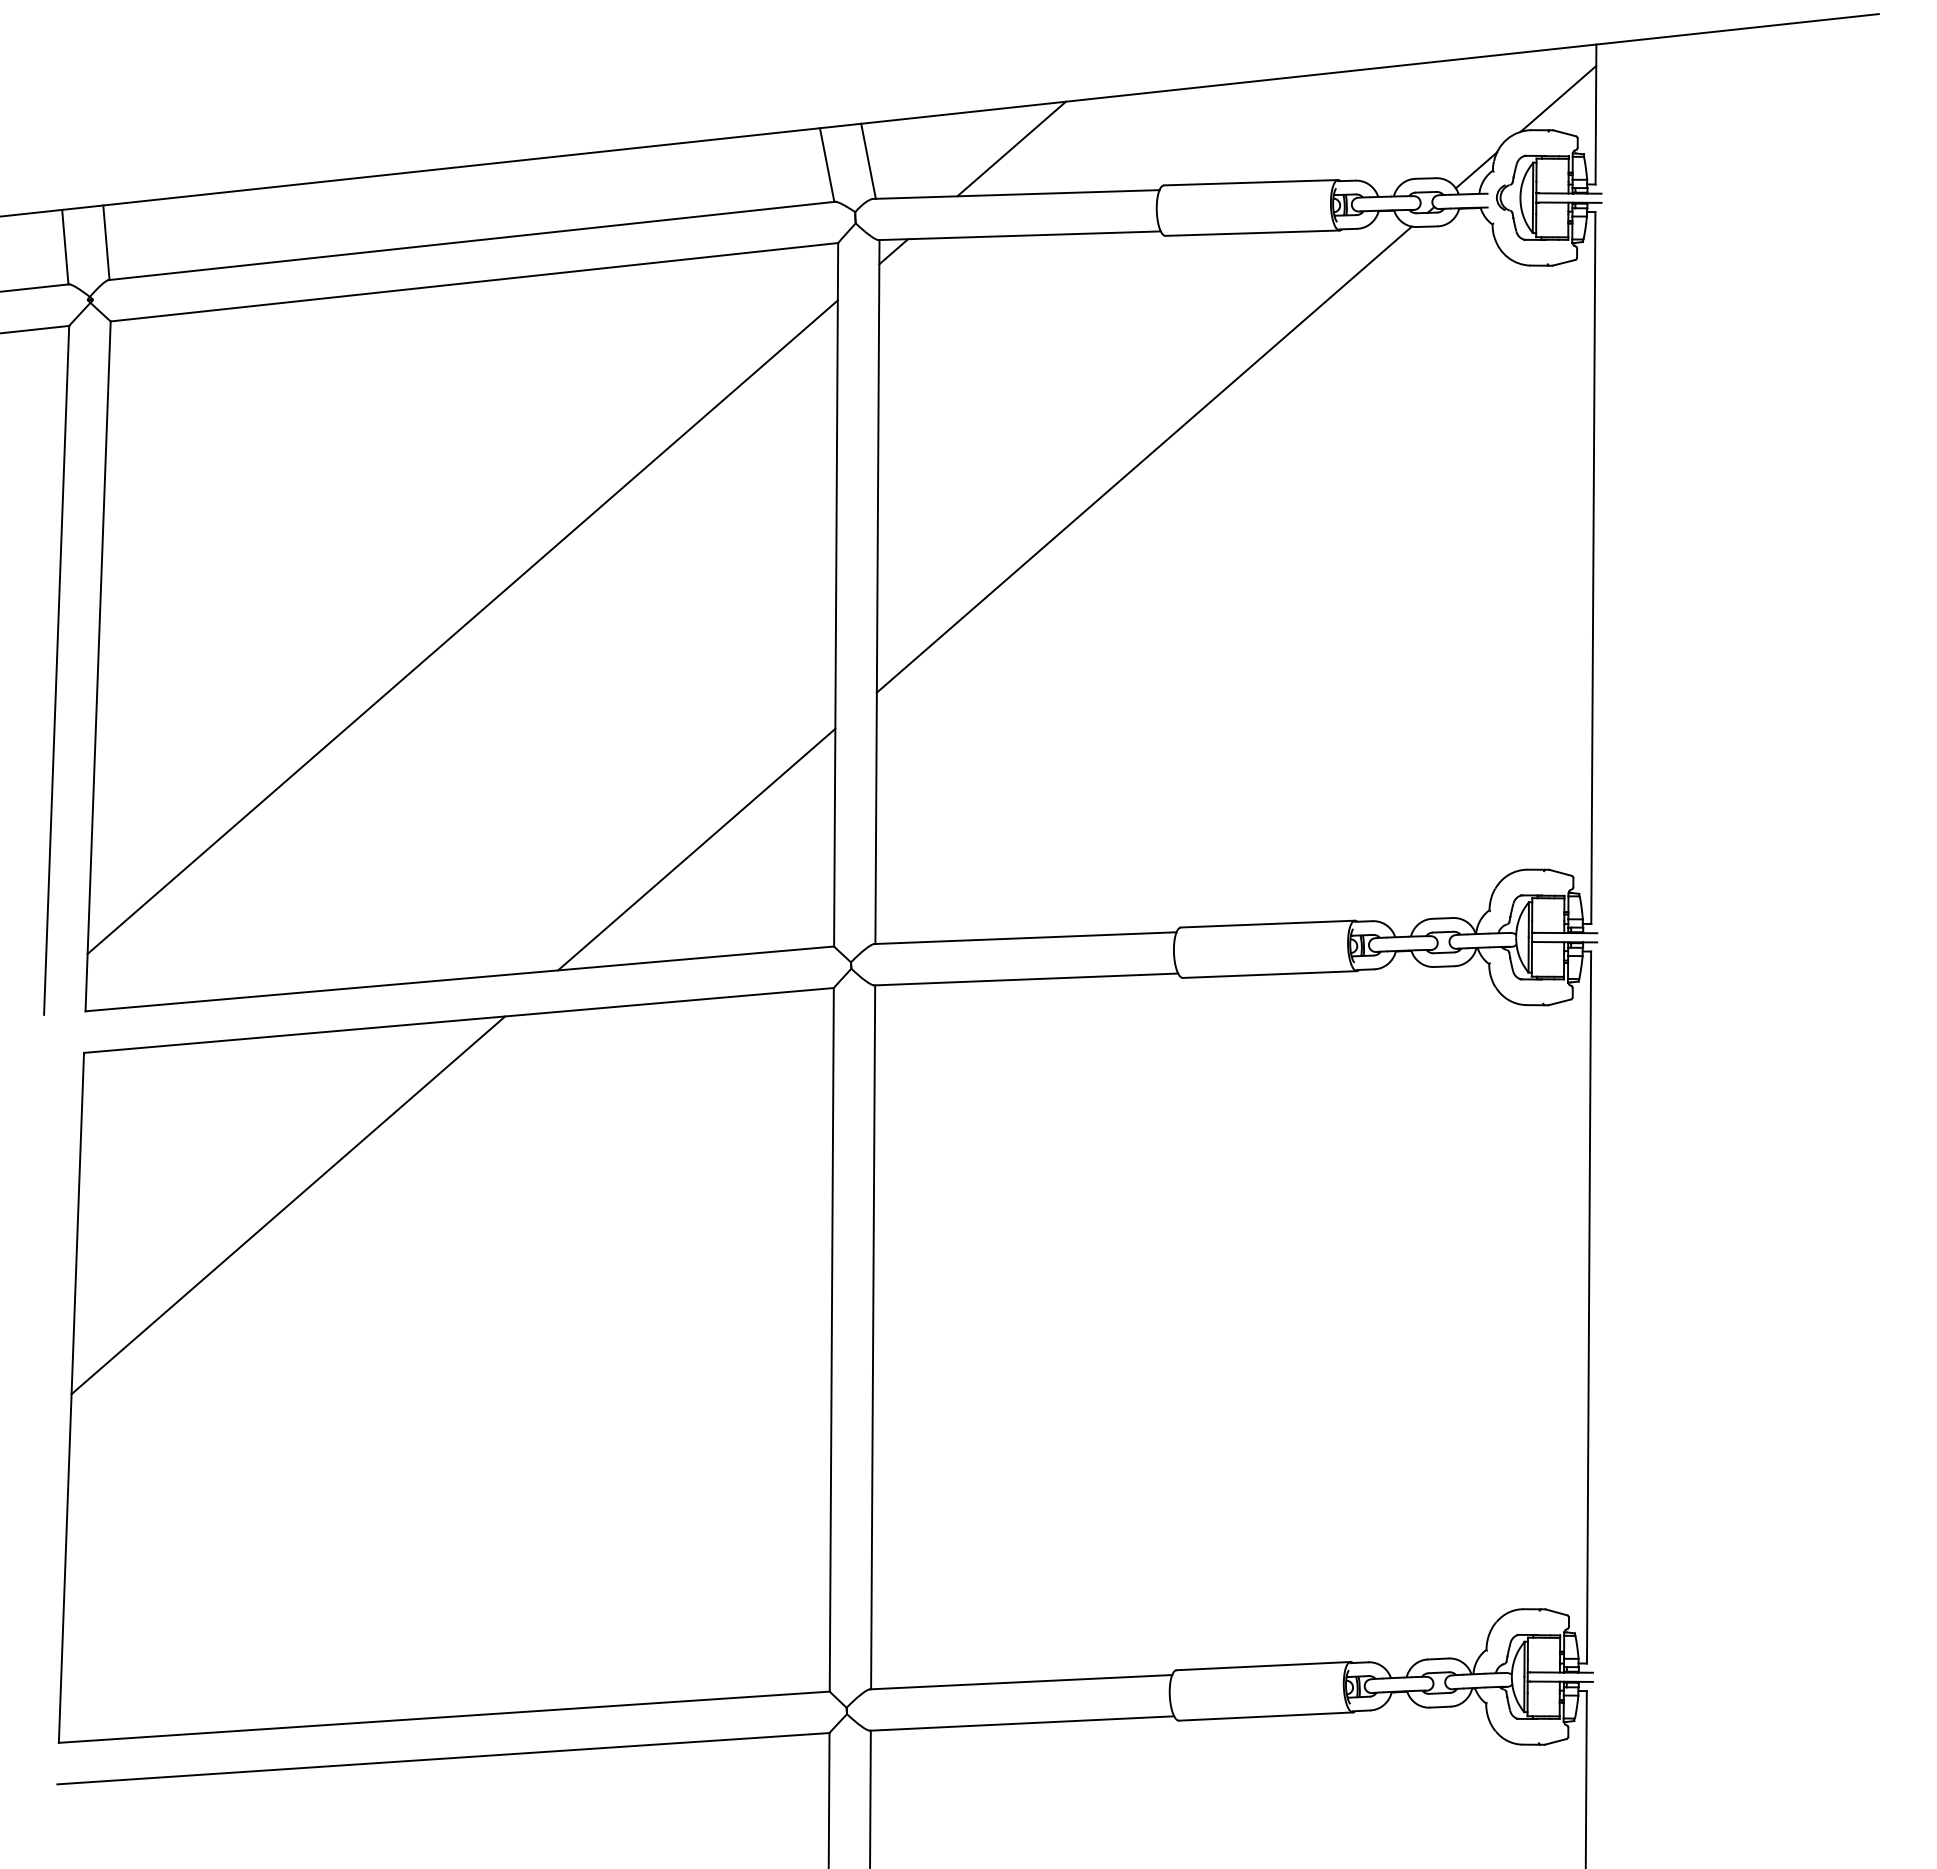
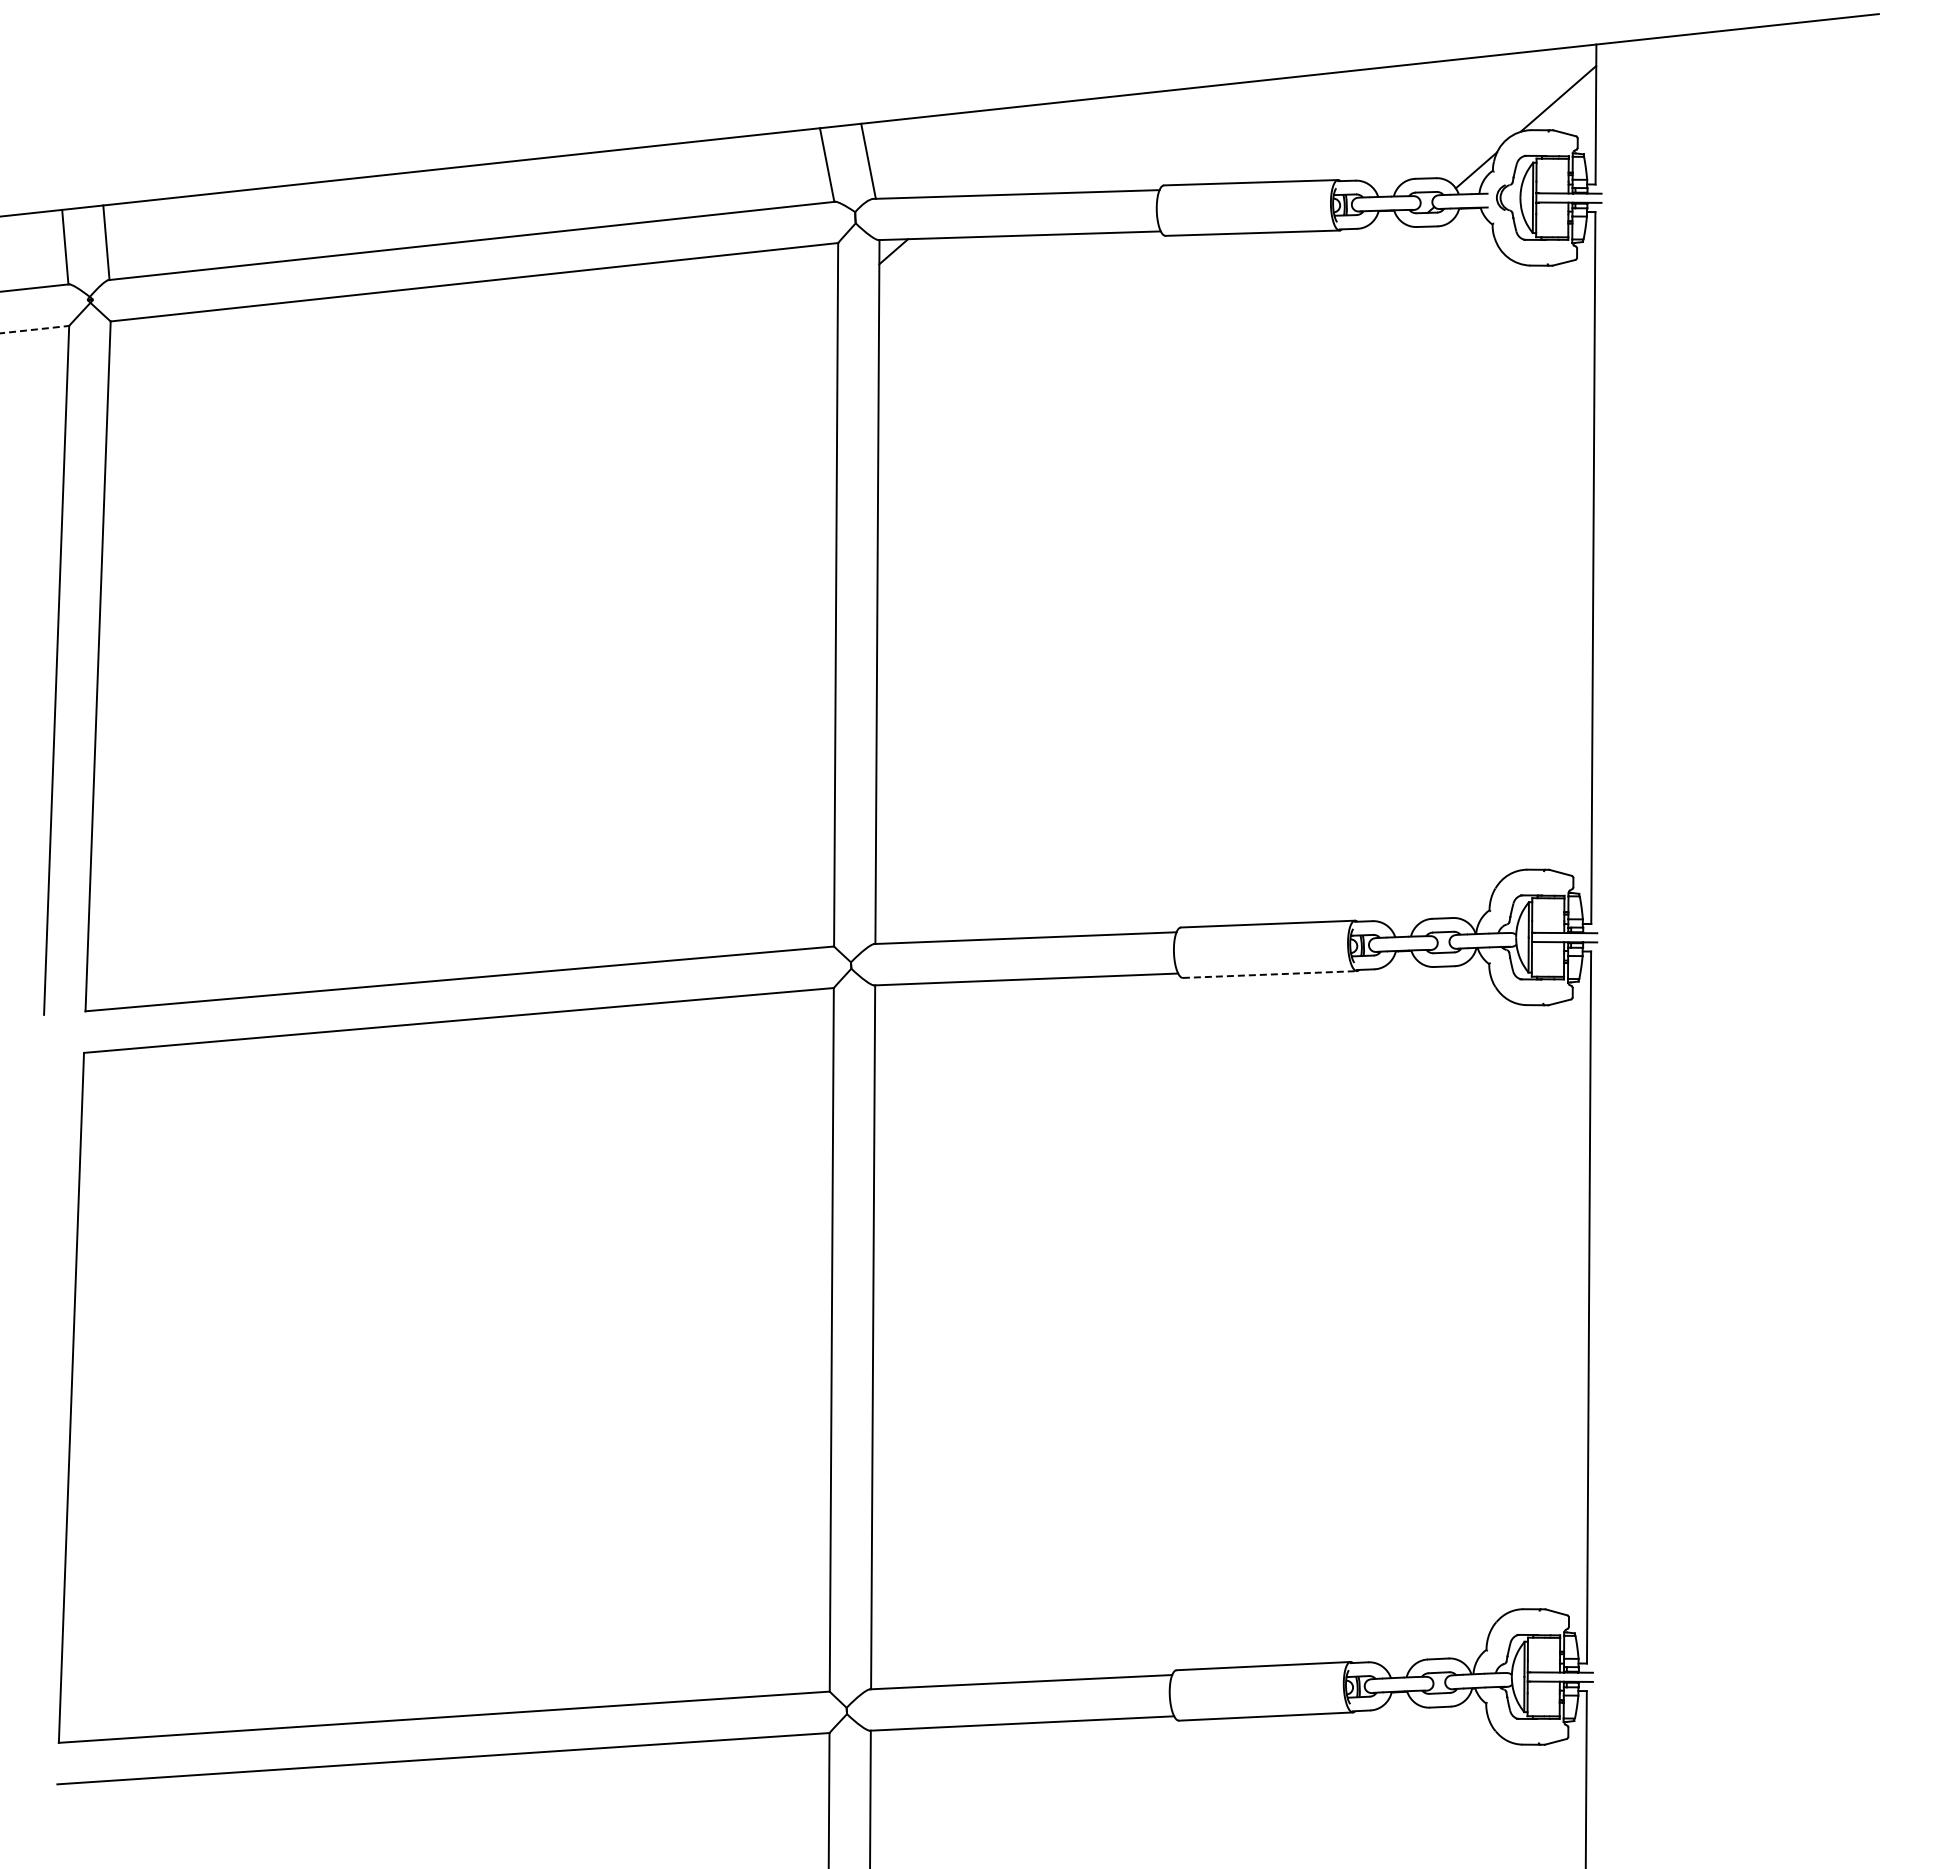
line: present -> none (1011, 148)
line: solid -> dashed (35, 329)
line: present -> none (1143, 459)
line: present -> none (462, 626)
line: present -> none (696, 849)
line: solid -> dashed (1270, 974)
line: present -> none (288, 1205)
